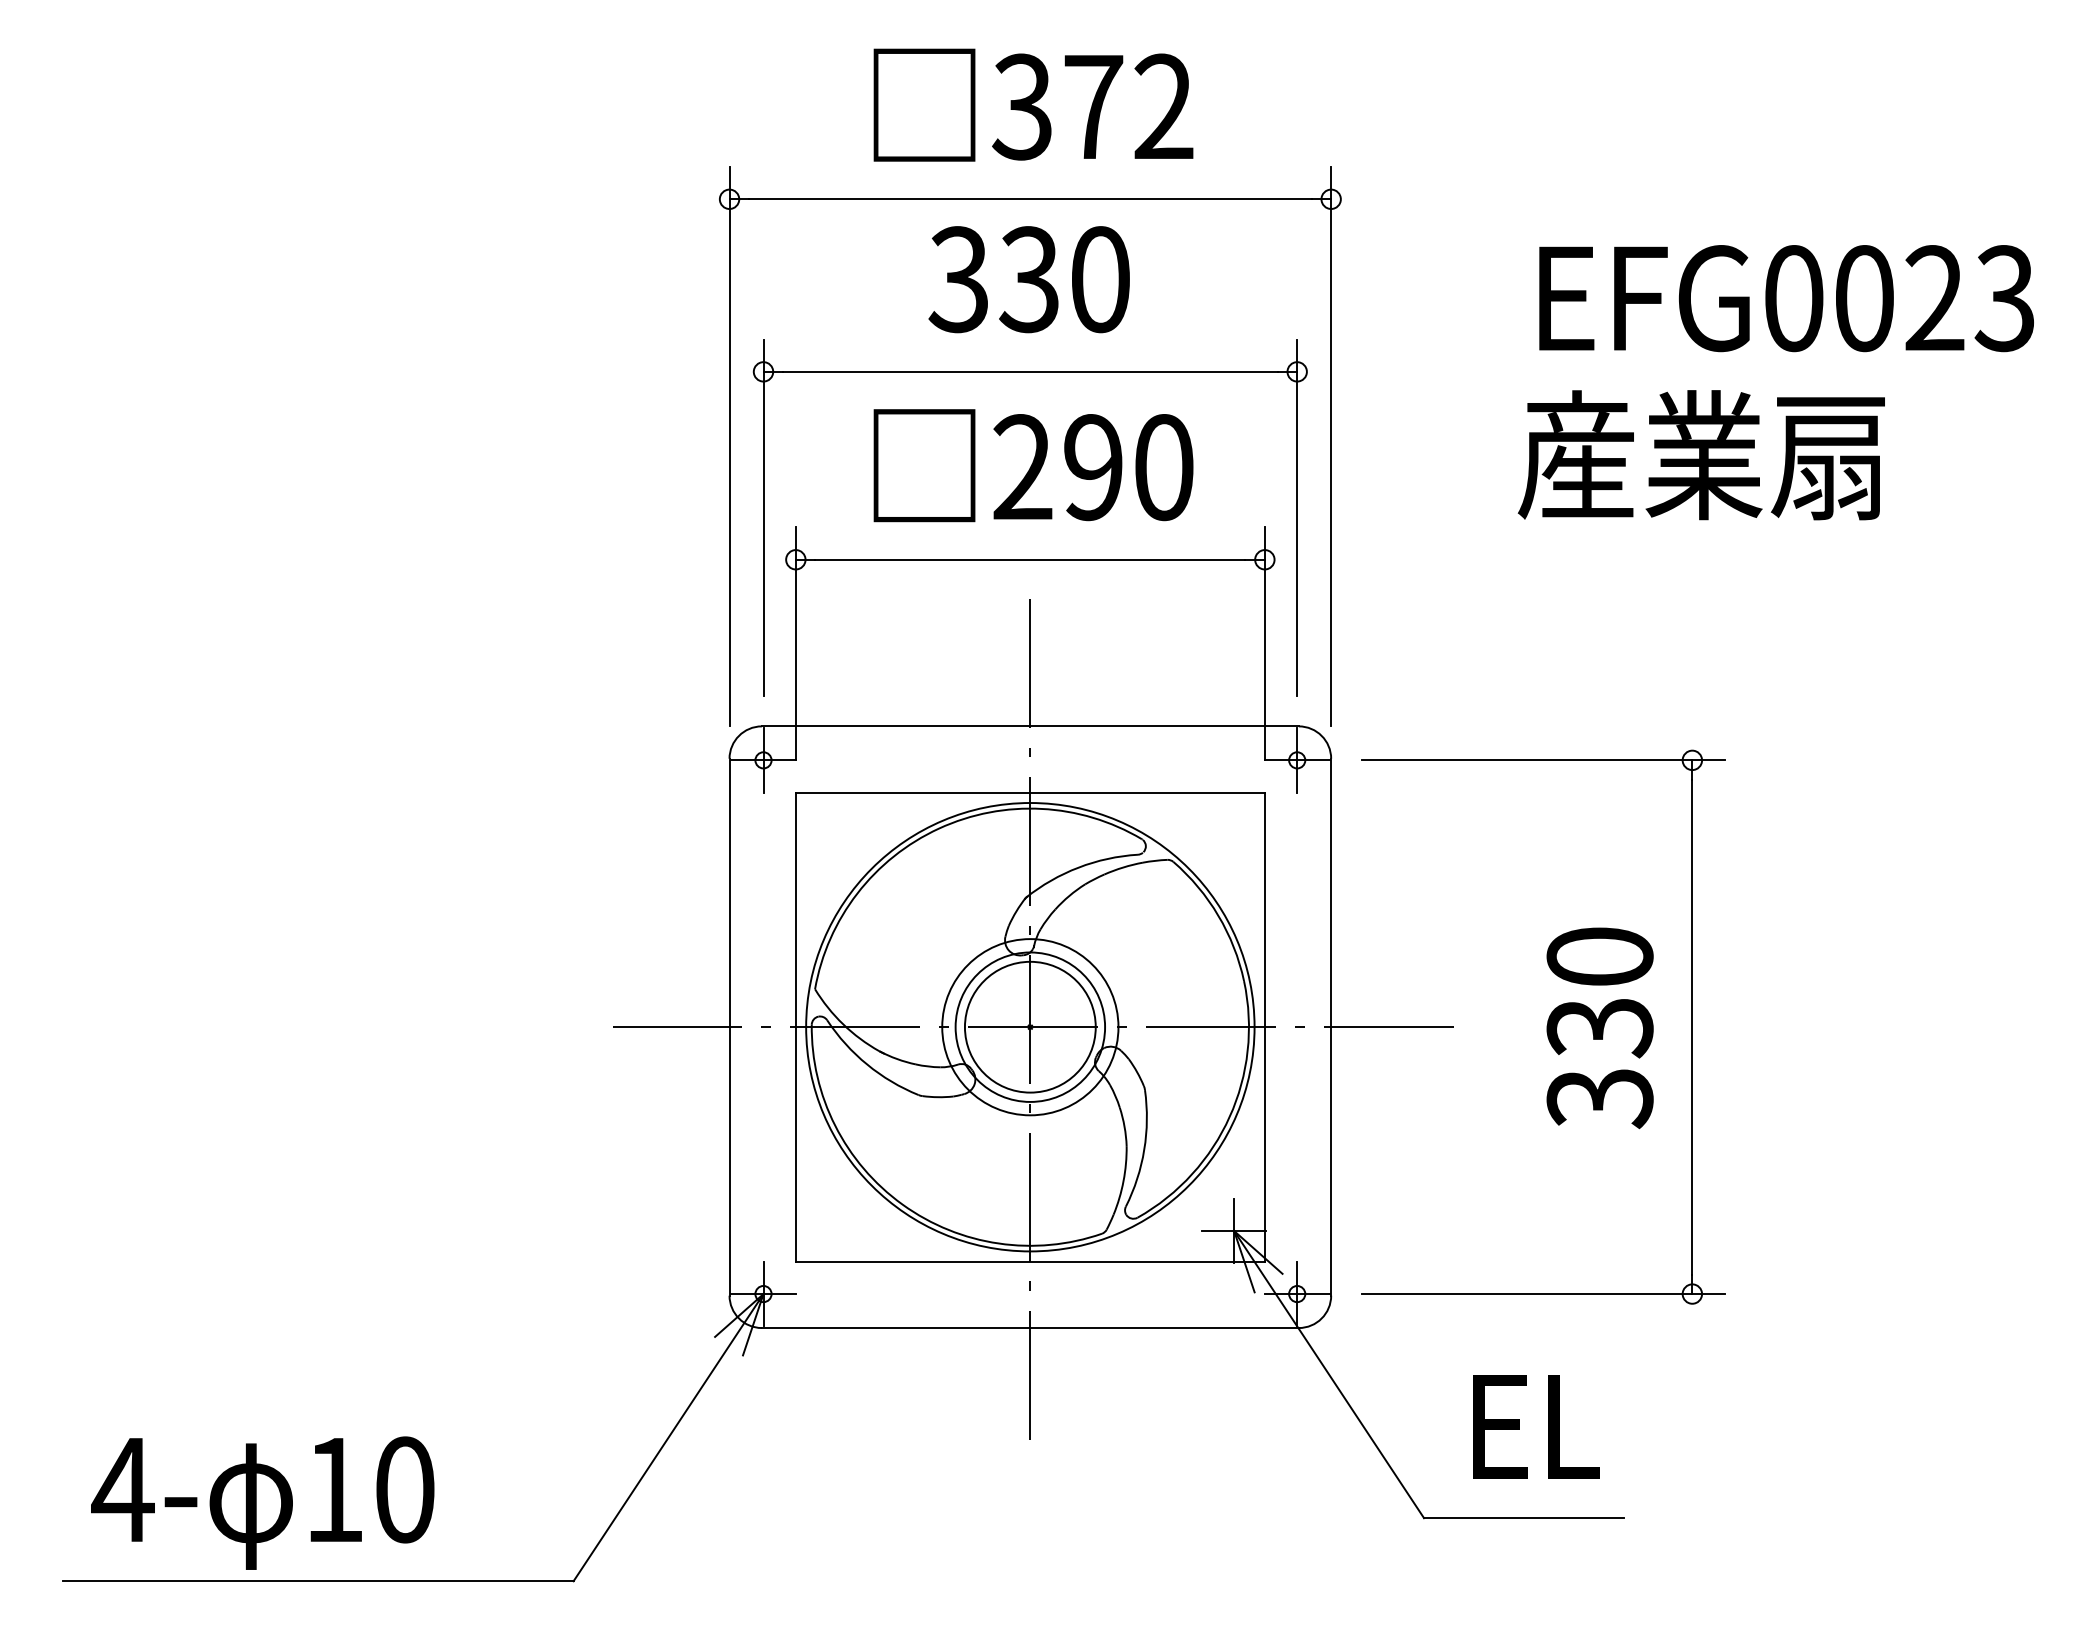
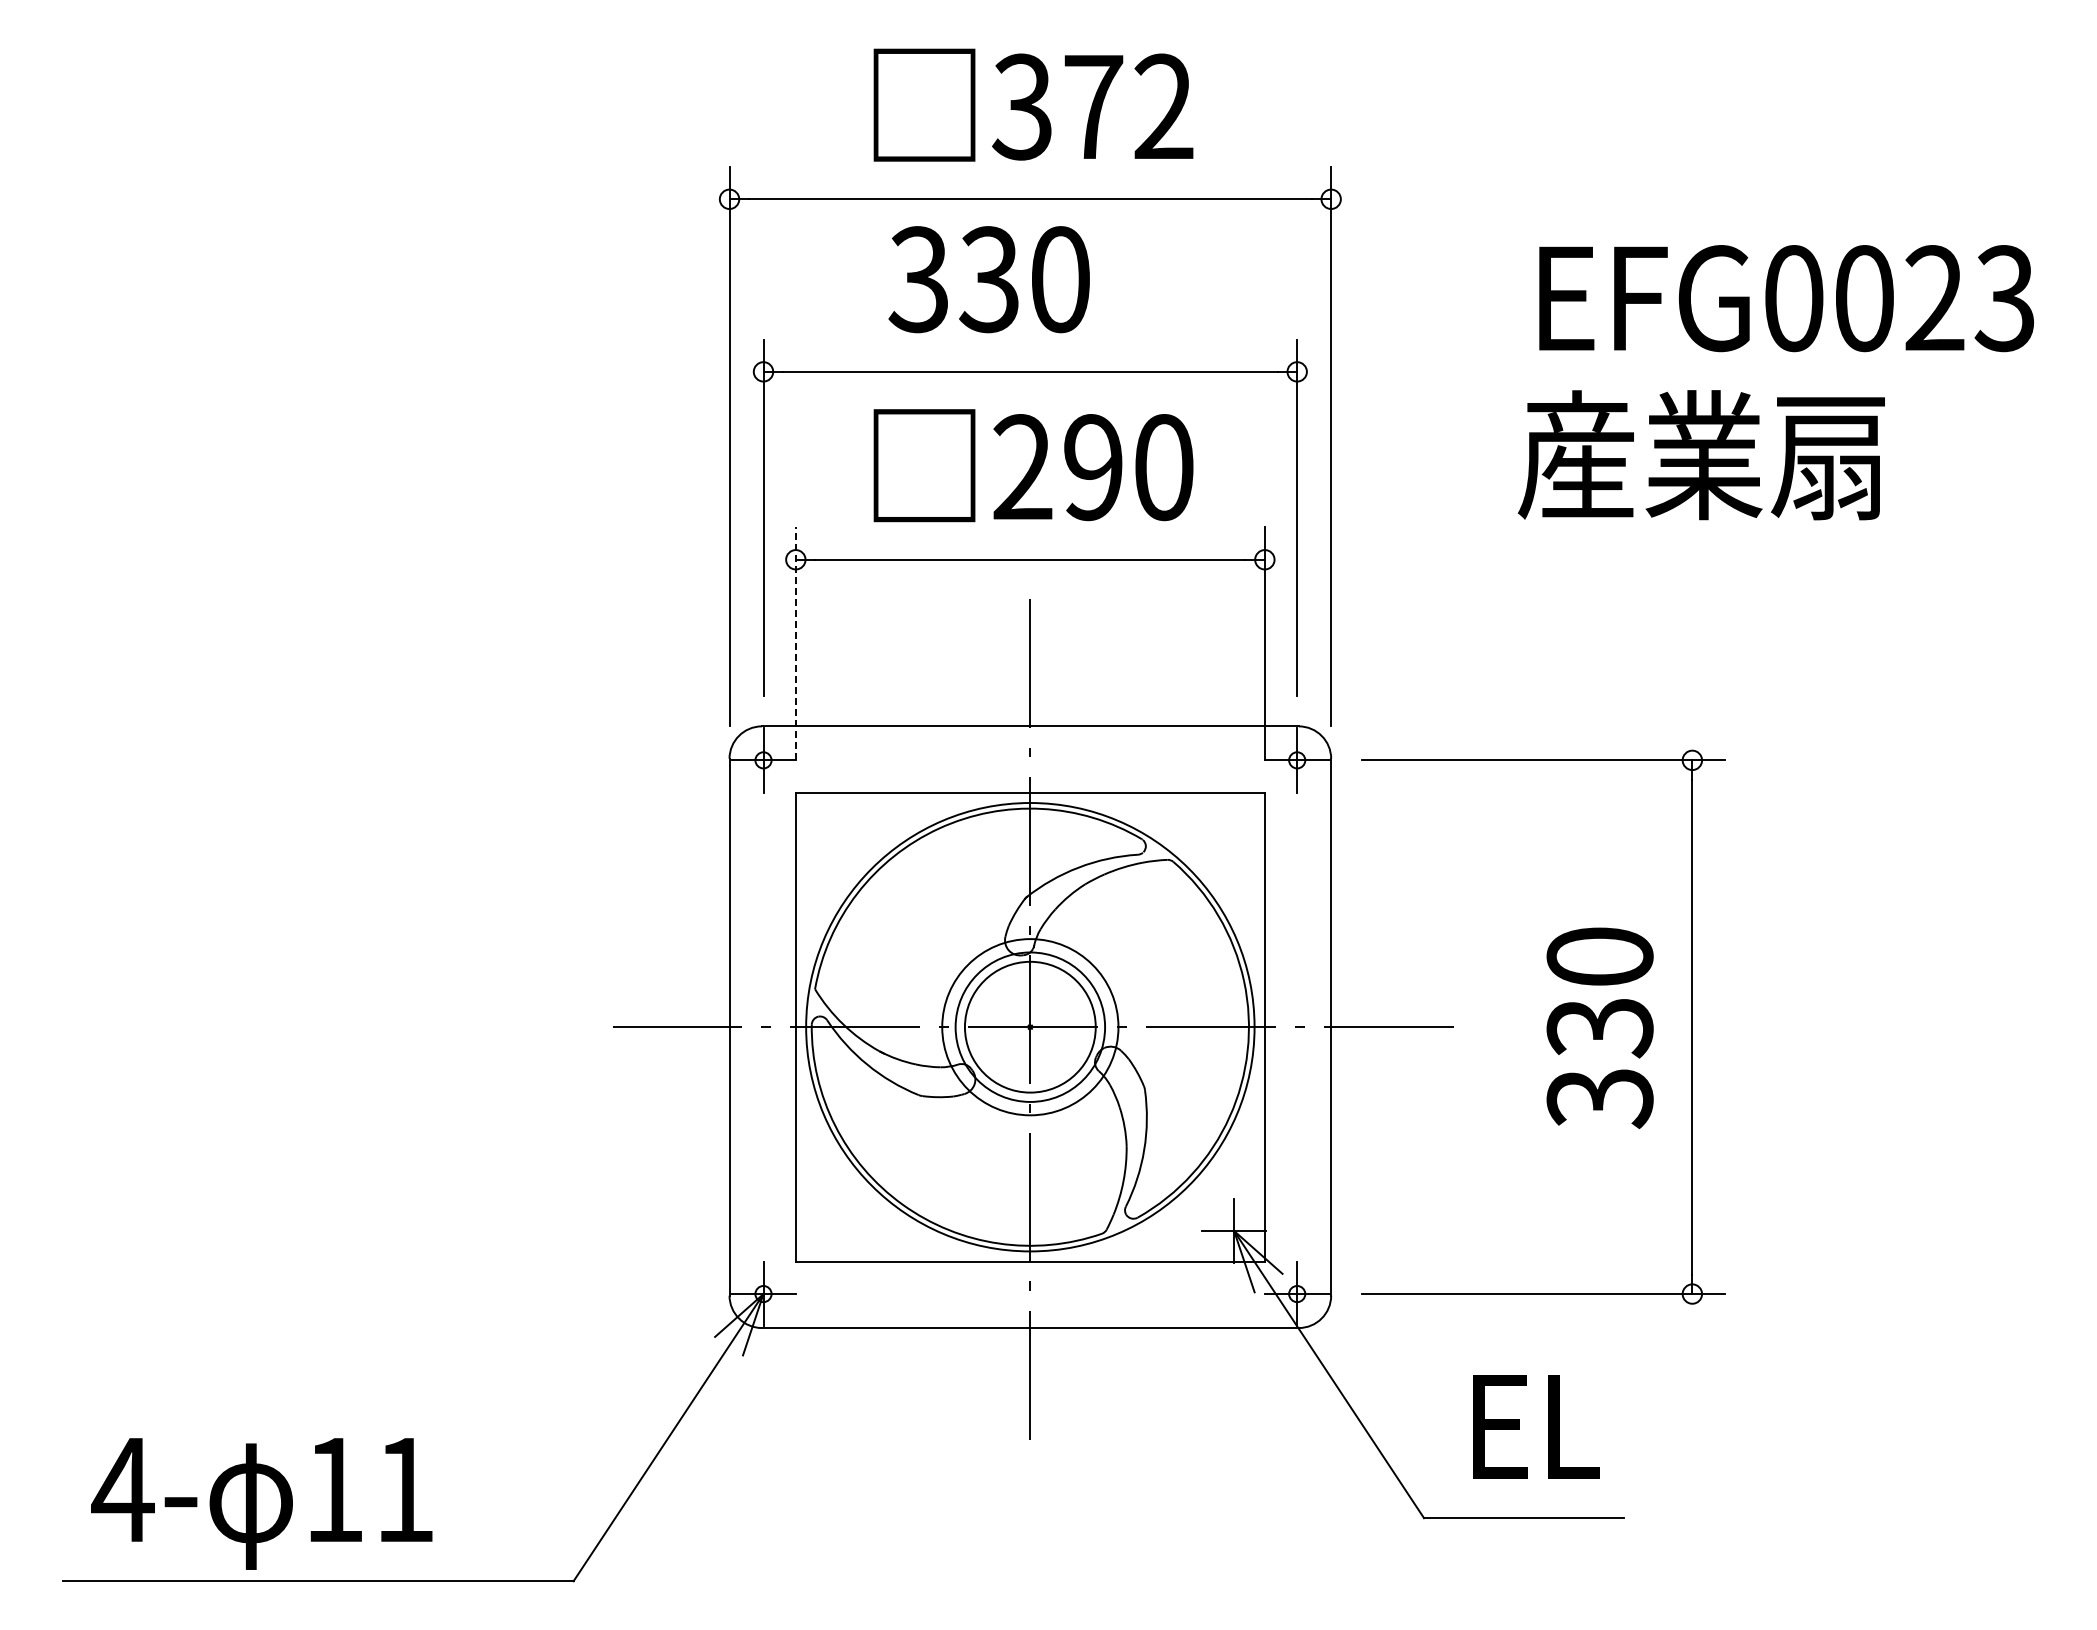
text position: (1028, 279) -> (988, 279) (988, 279)
line: solid -> dashed (795, 643)
text: 10 -> 11 (405, 1489)
